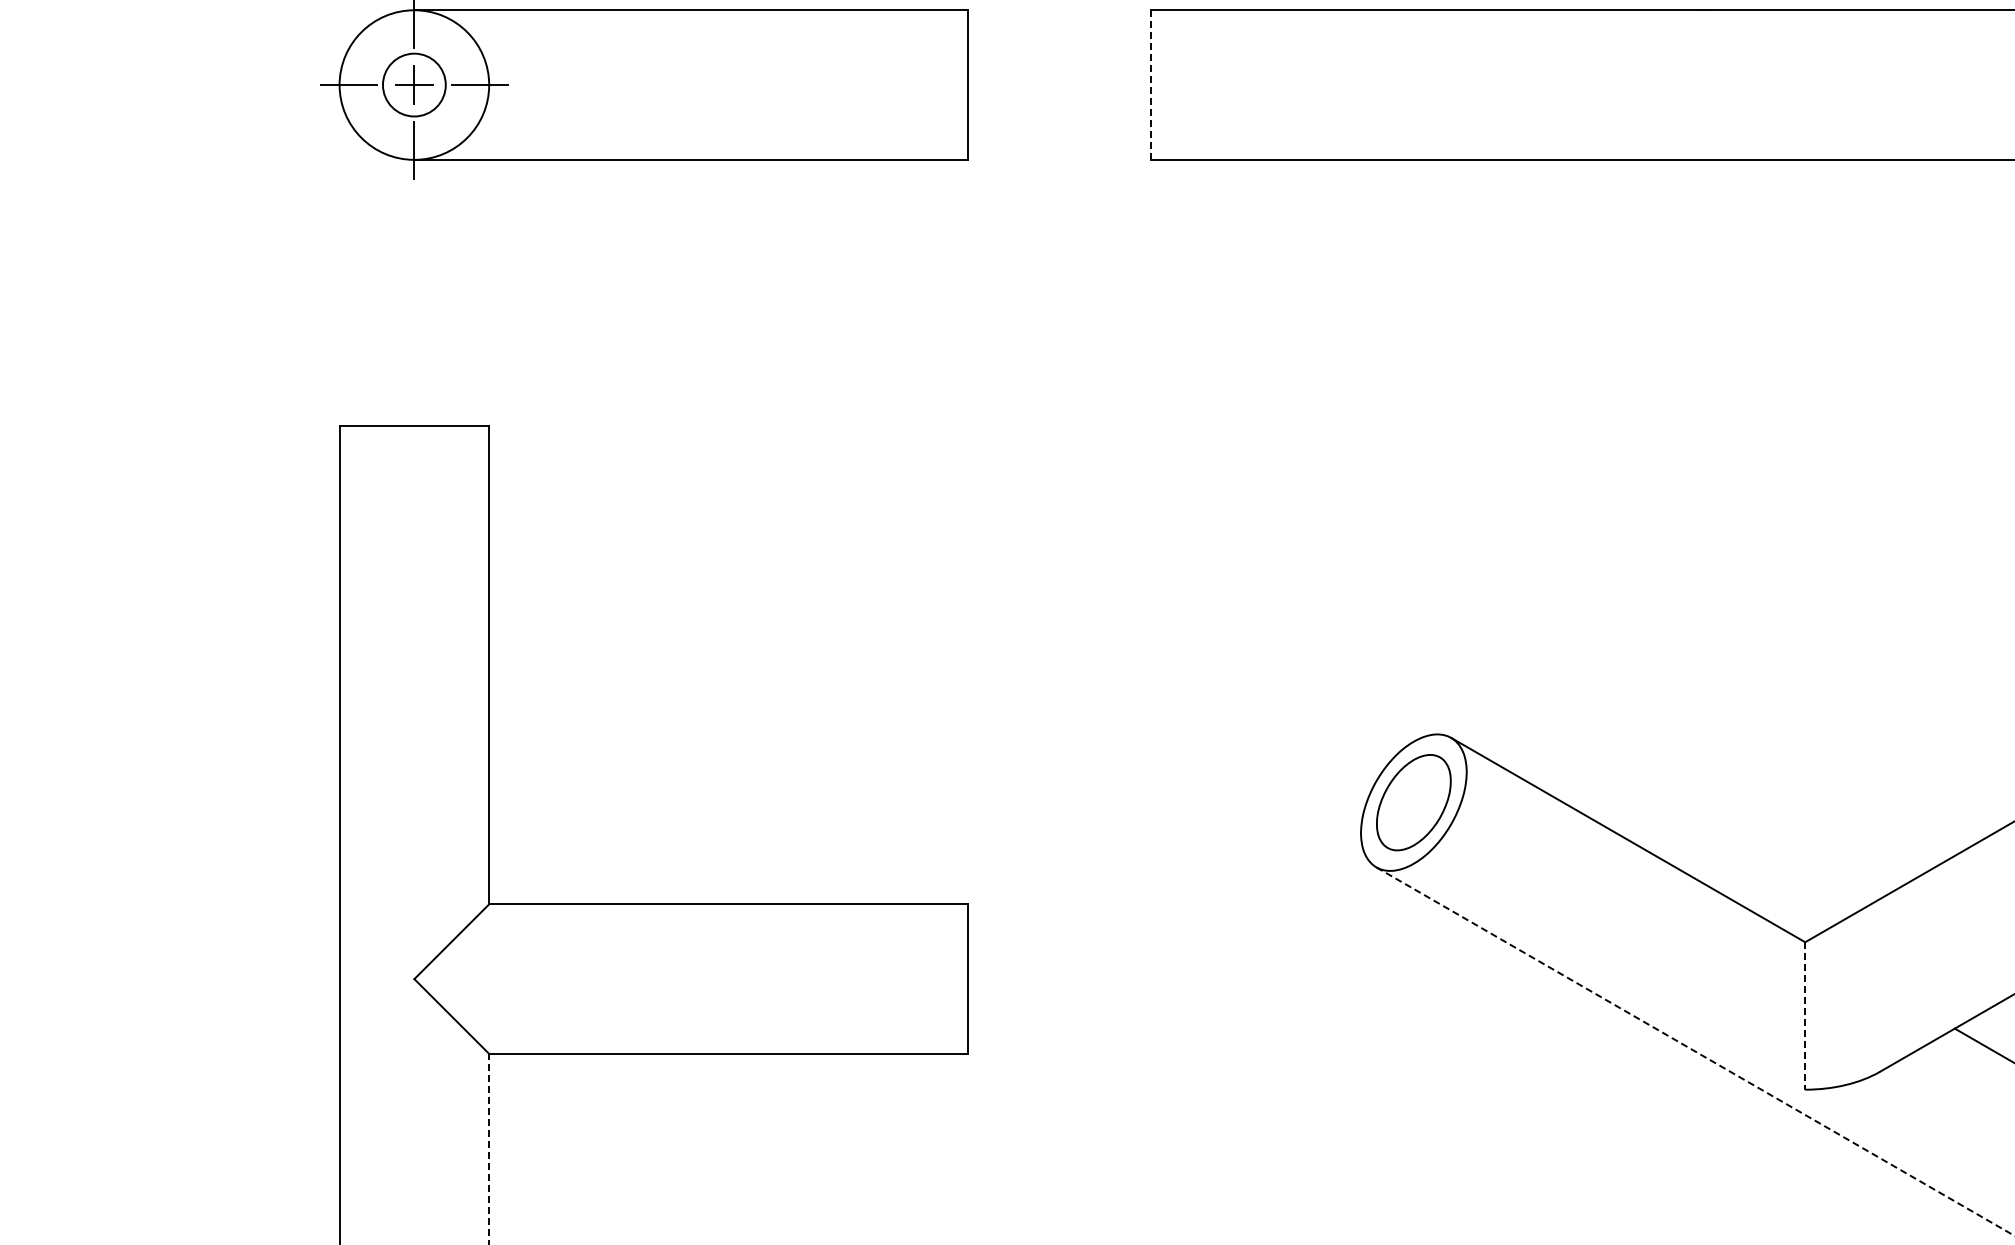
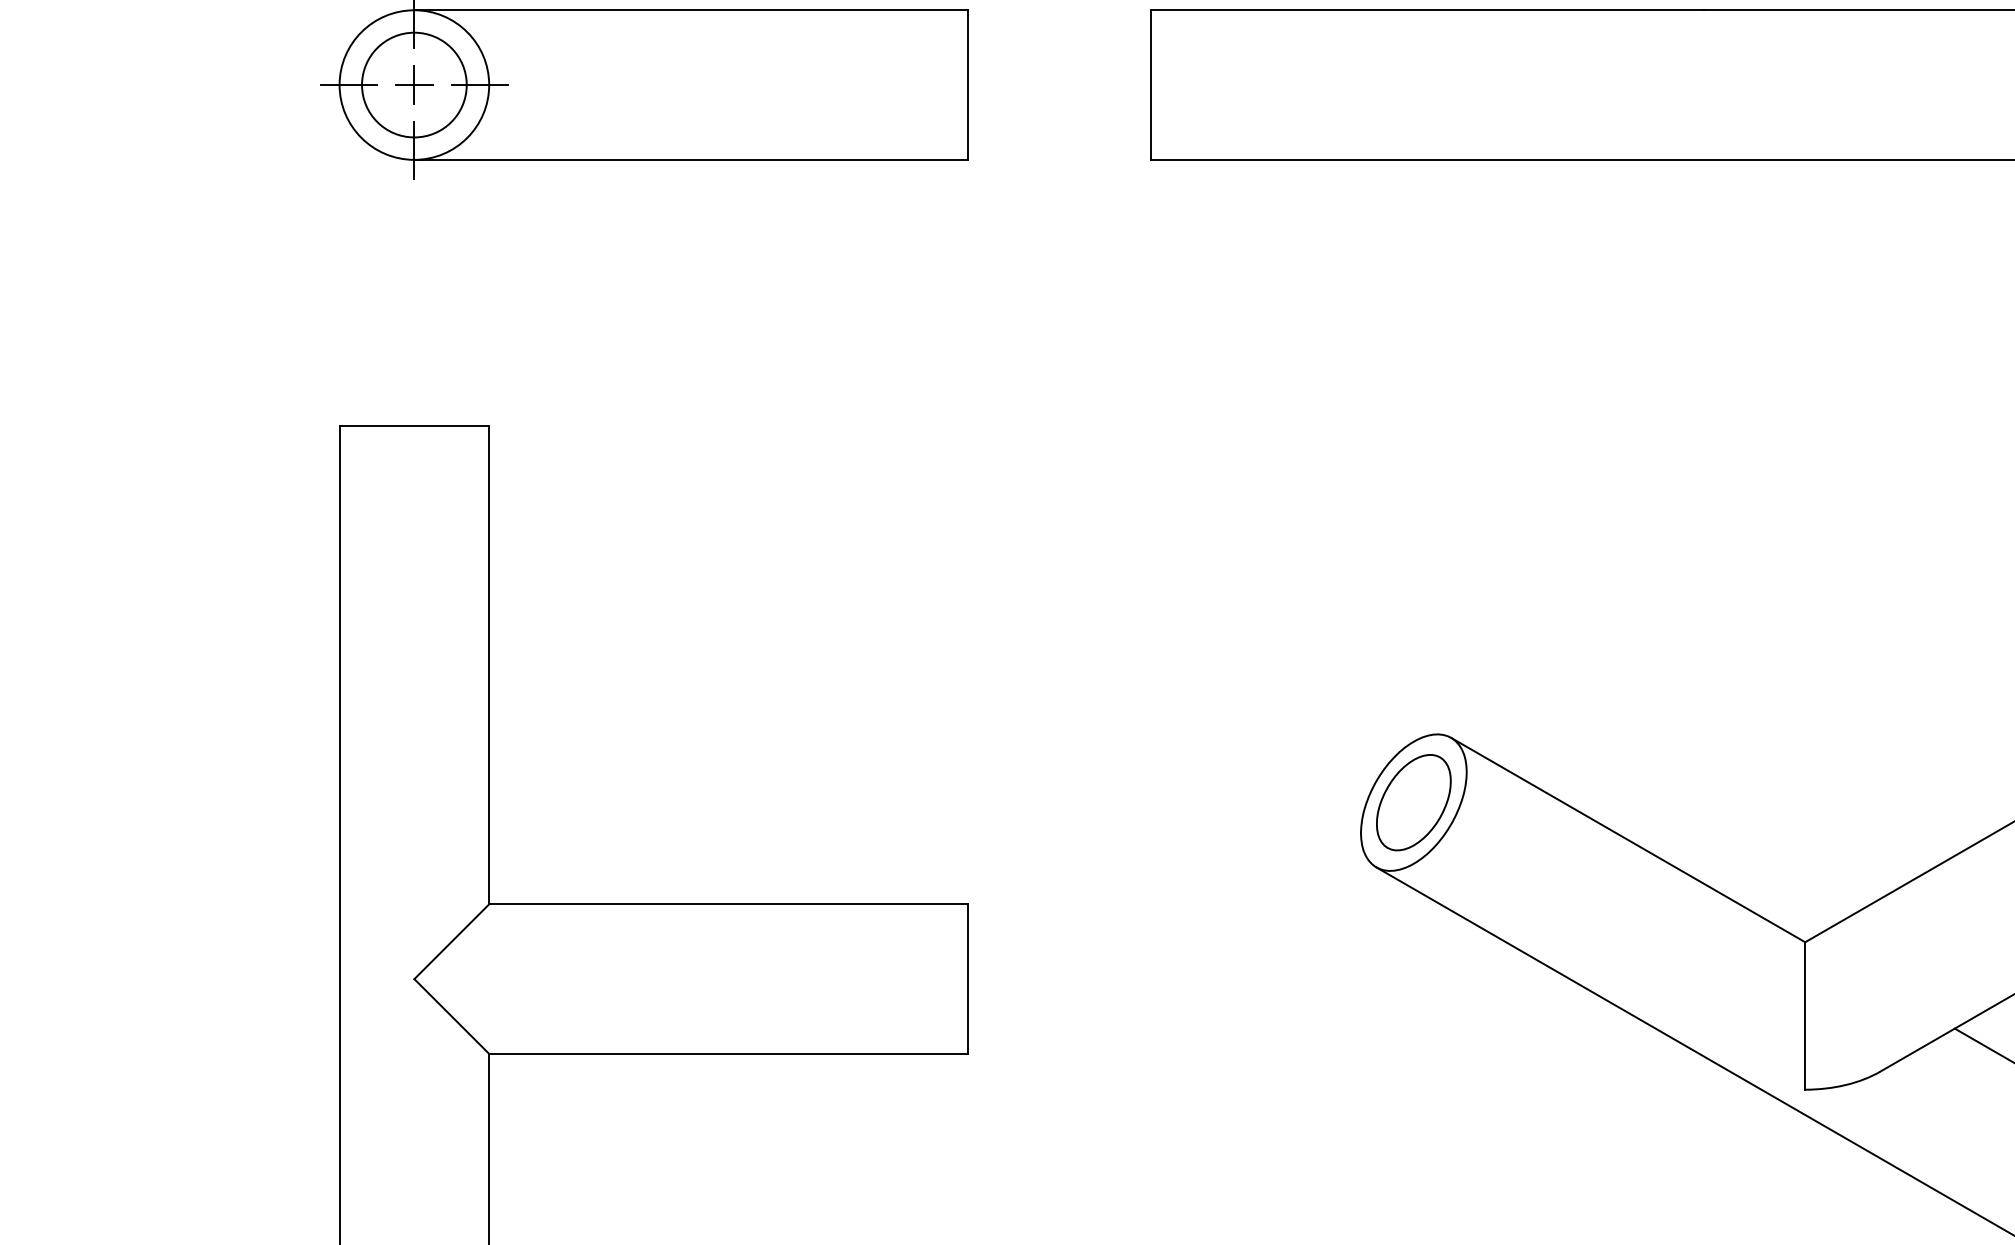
circle diameter: 63 px -> 105 px (414, 84)
line: dashed -> solid (1150, 85)
line: dashed -> solid (1805, 1015)
line: dashed -> solid (1696, 1051)
line: dashed -> solid (489, 1148)
